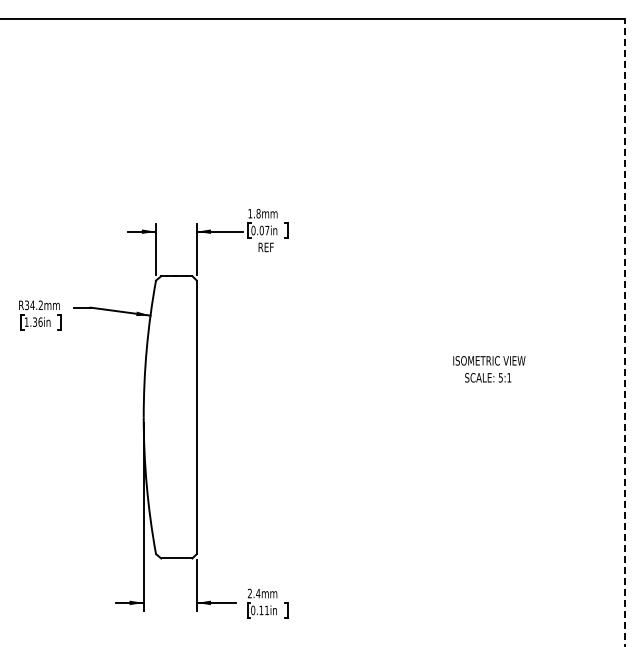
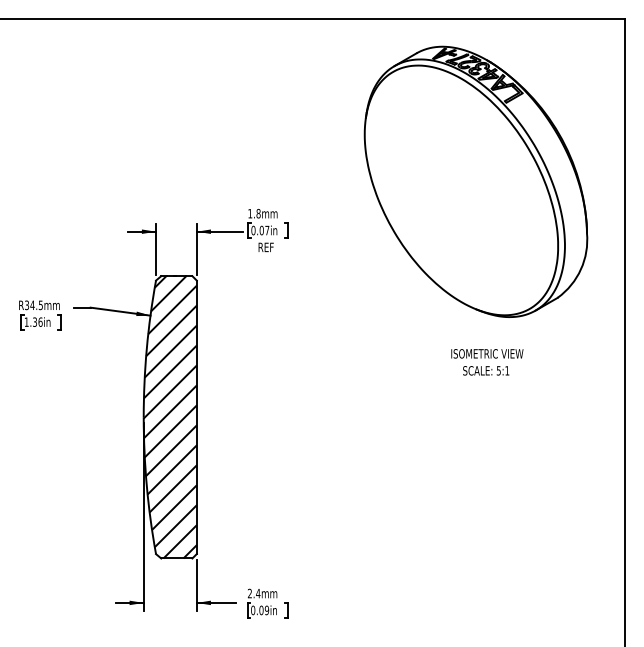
part: none -> present (475, 181)
text: R34.2mm -> R34.5mm (40, 305)
line: dashed -> solid (624, 333)
text position: (489, 369) -> (487, 362) (487, 362)
hatch: none -> present (169, 417)
text: 0.11in -> 0.09in (264, 610)
